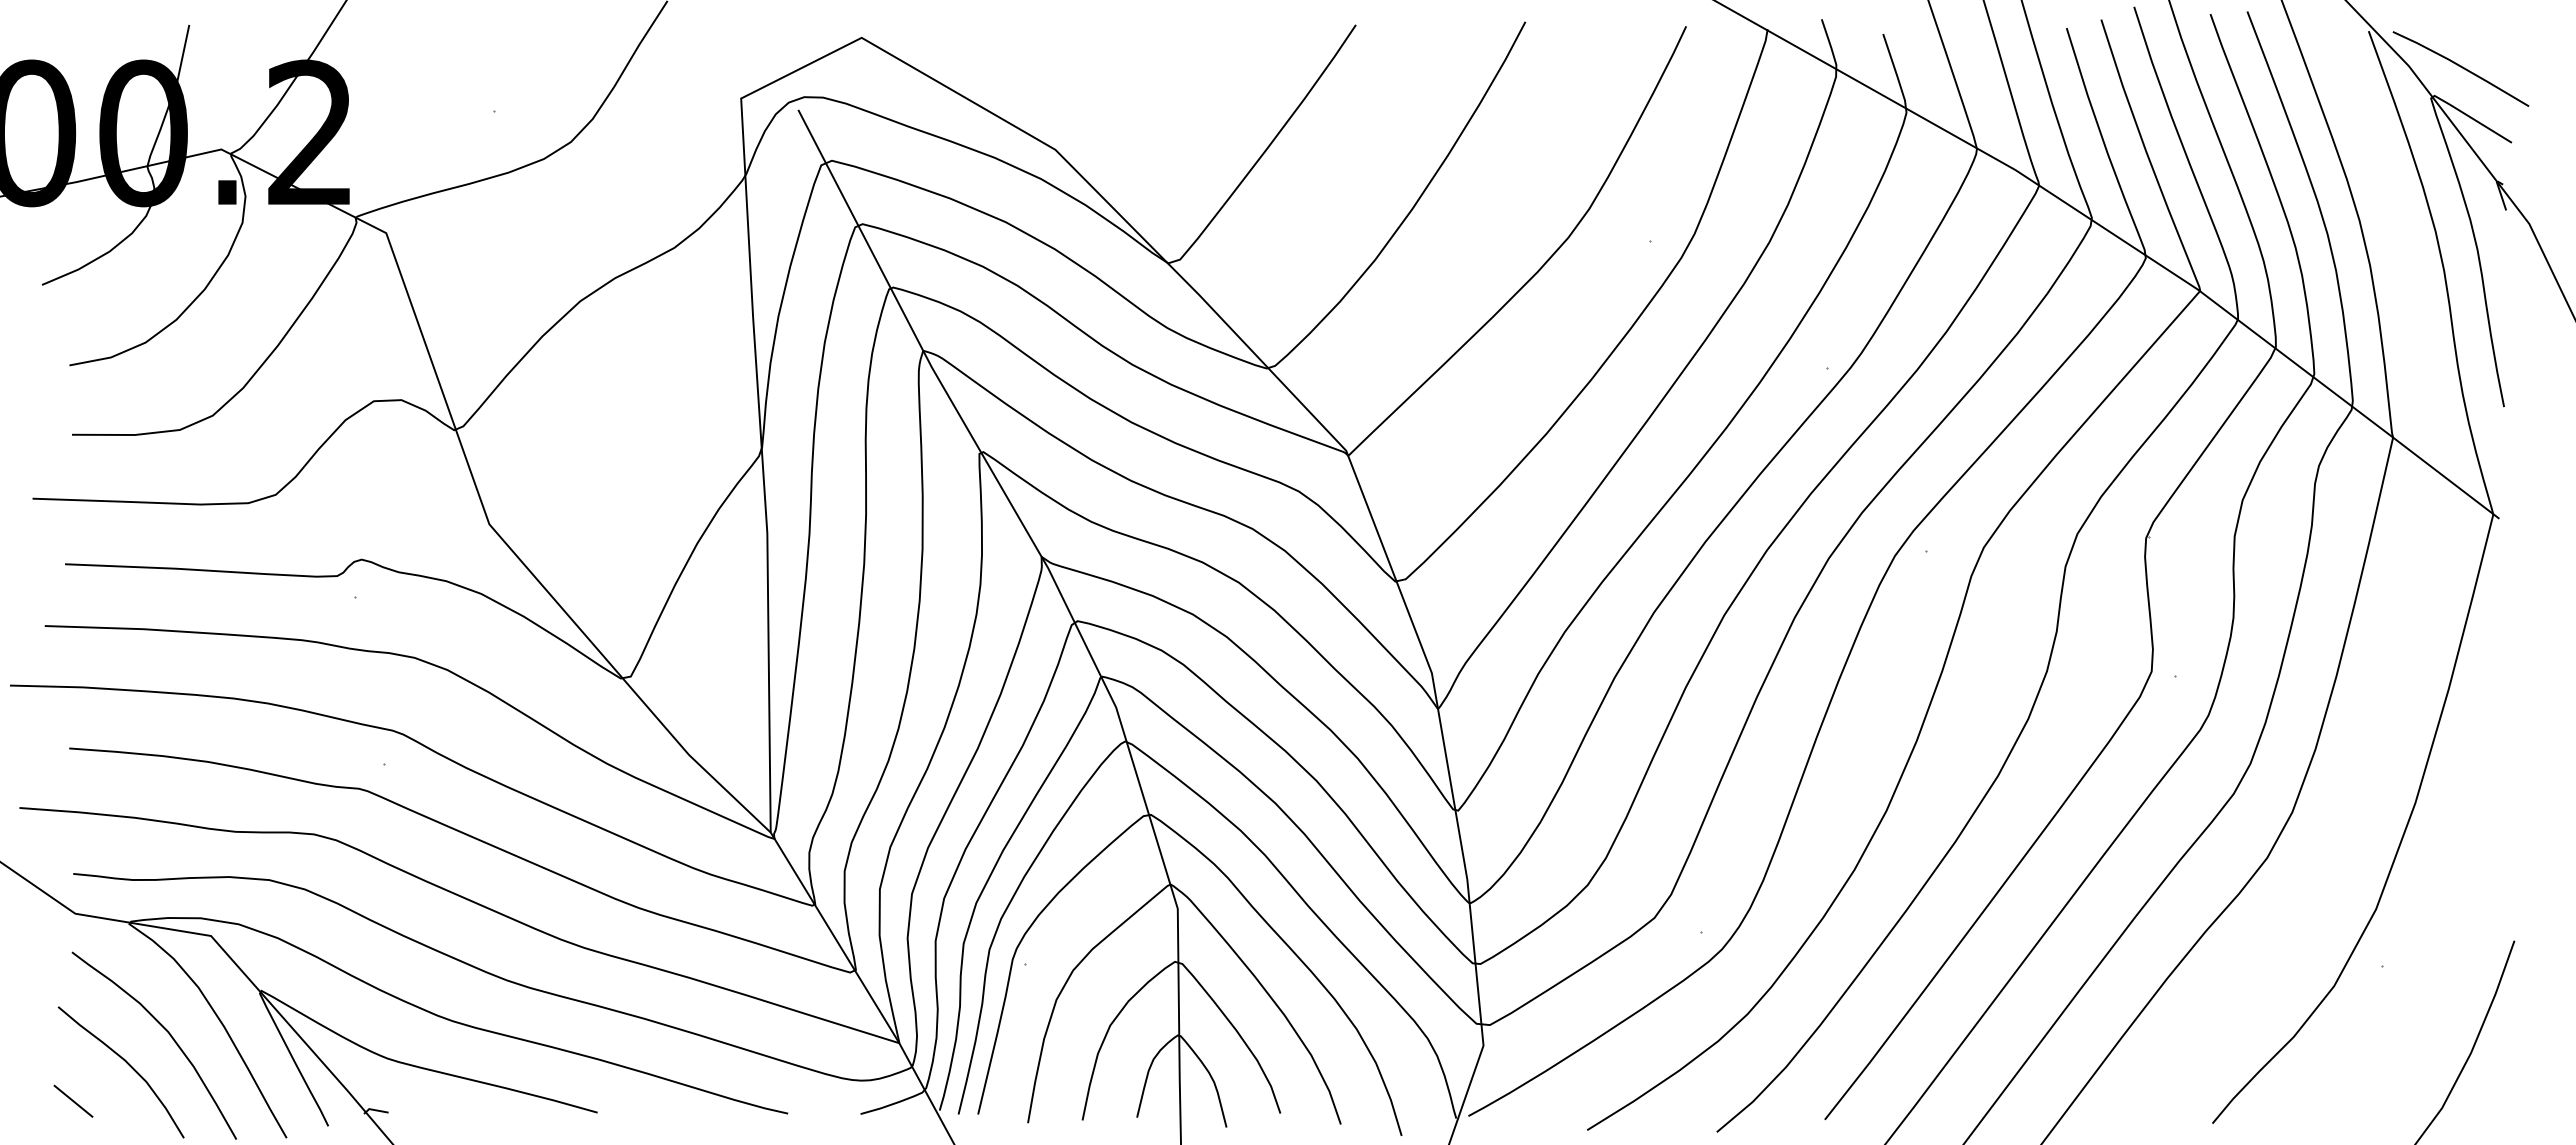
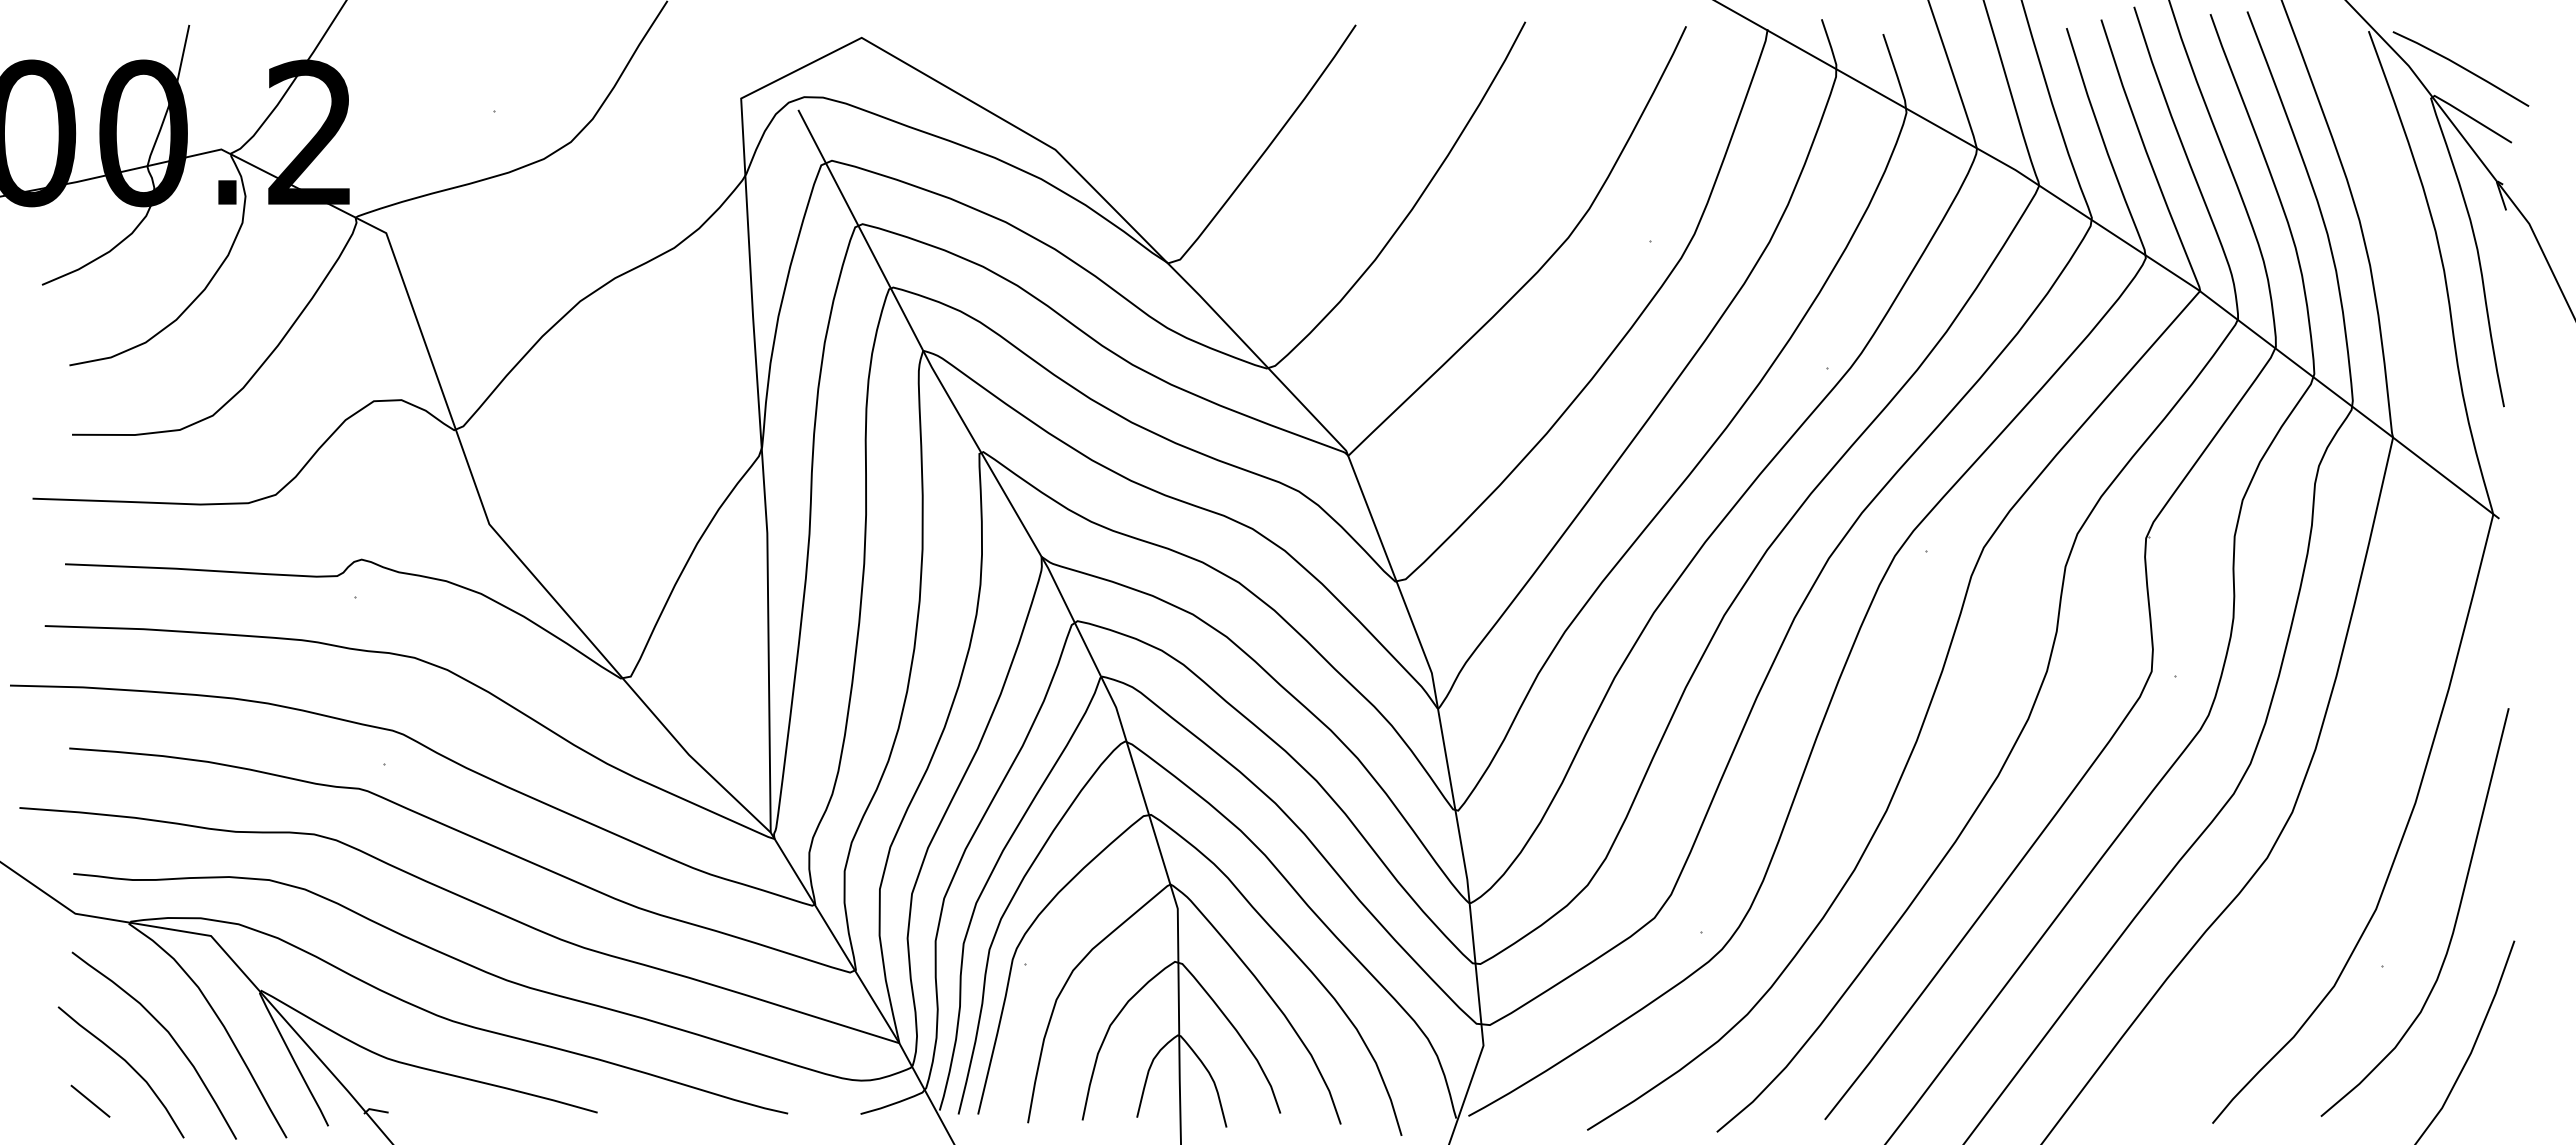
curve: none -> present (2454, 922)
line position: (73, 1100) -> (90, 1100) (90, 1100)
